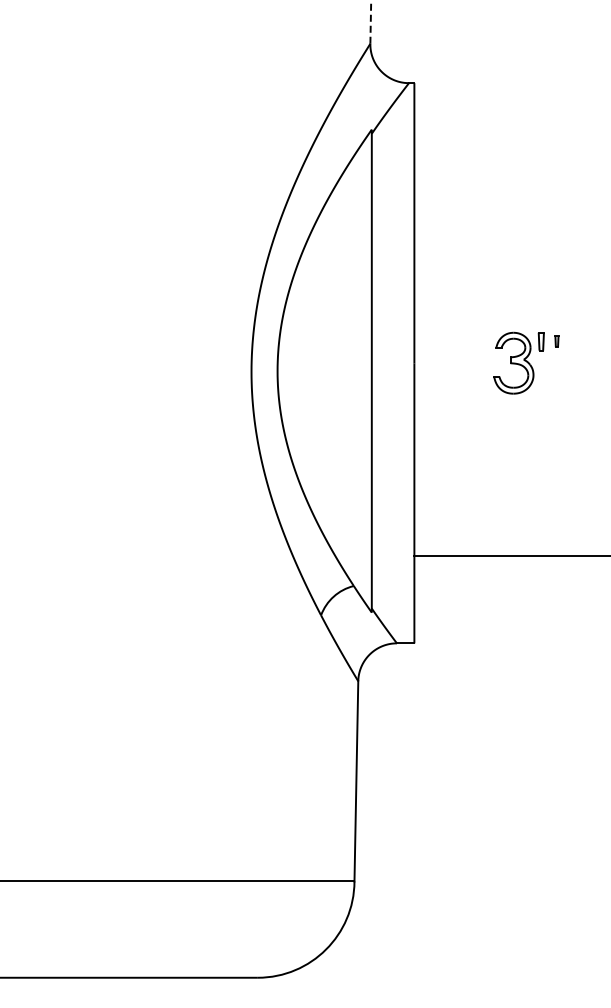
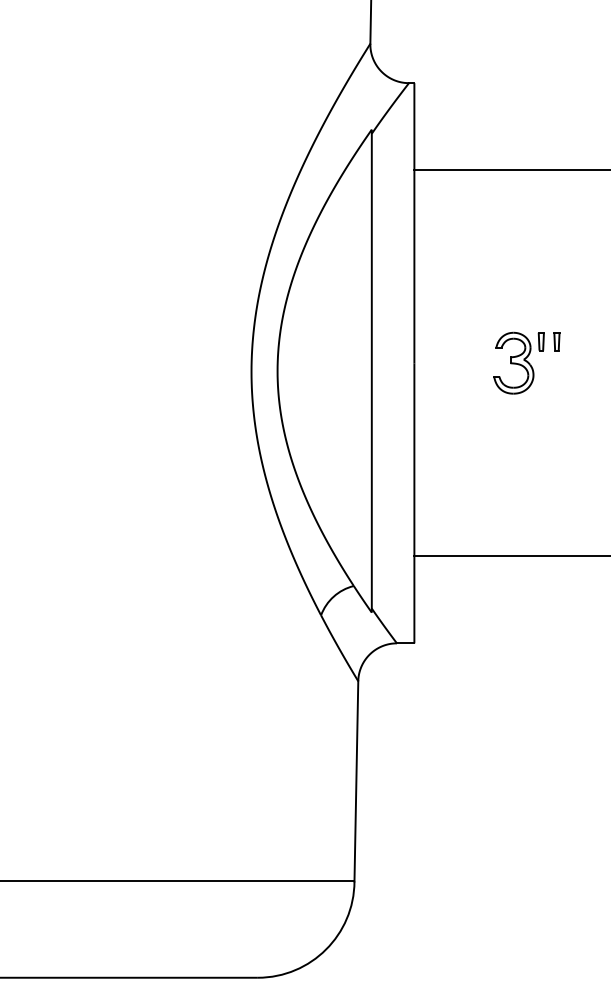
line: dashed -> solid (370, 21)
line: none -> present (510, 170)
part size: 6x13 px -> 8x20 px (556, 341)
